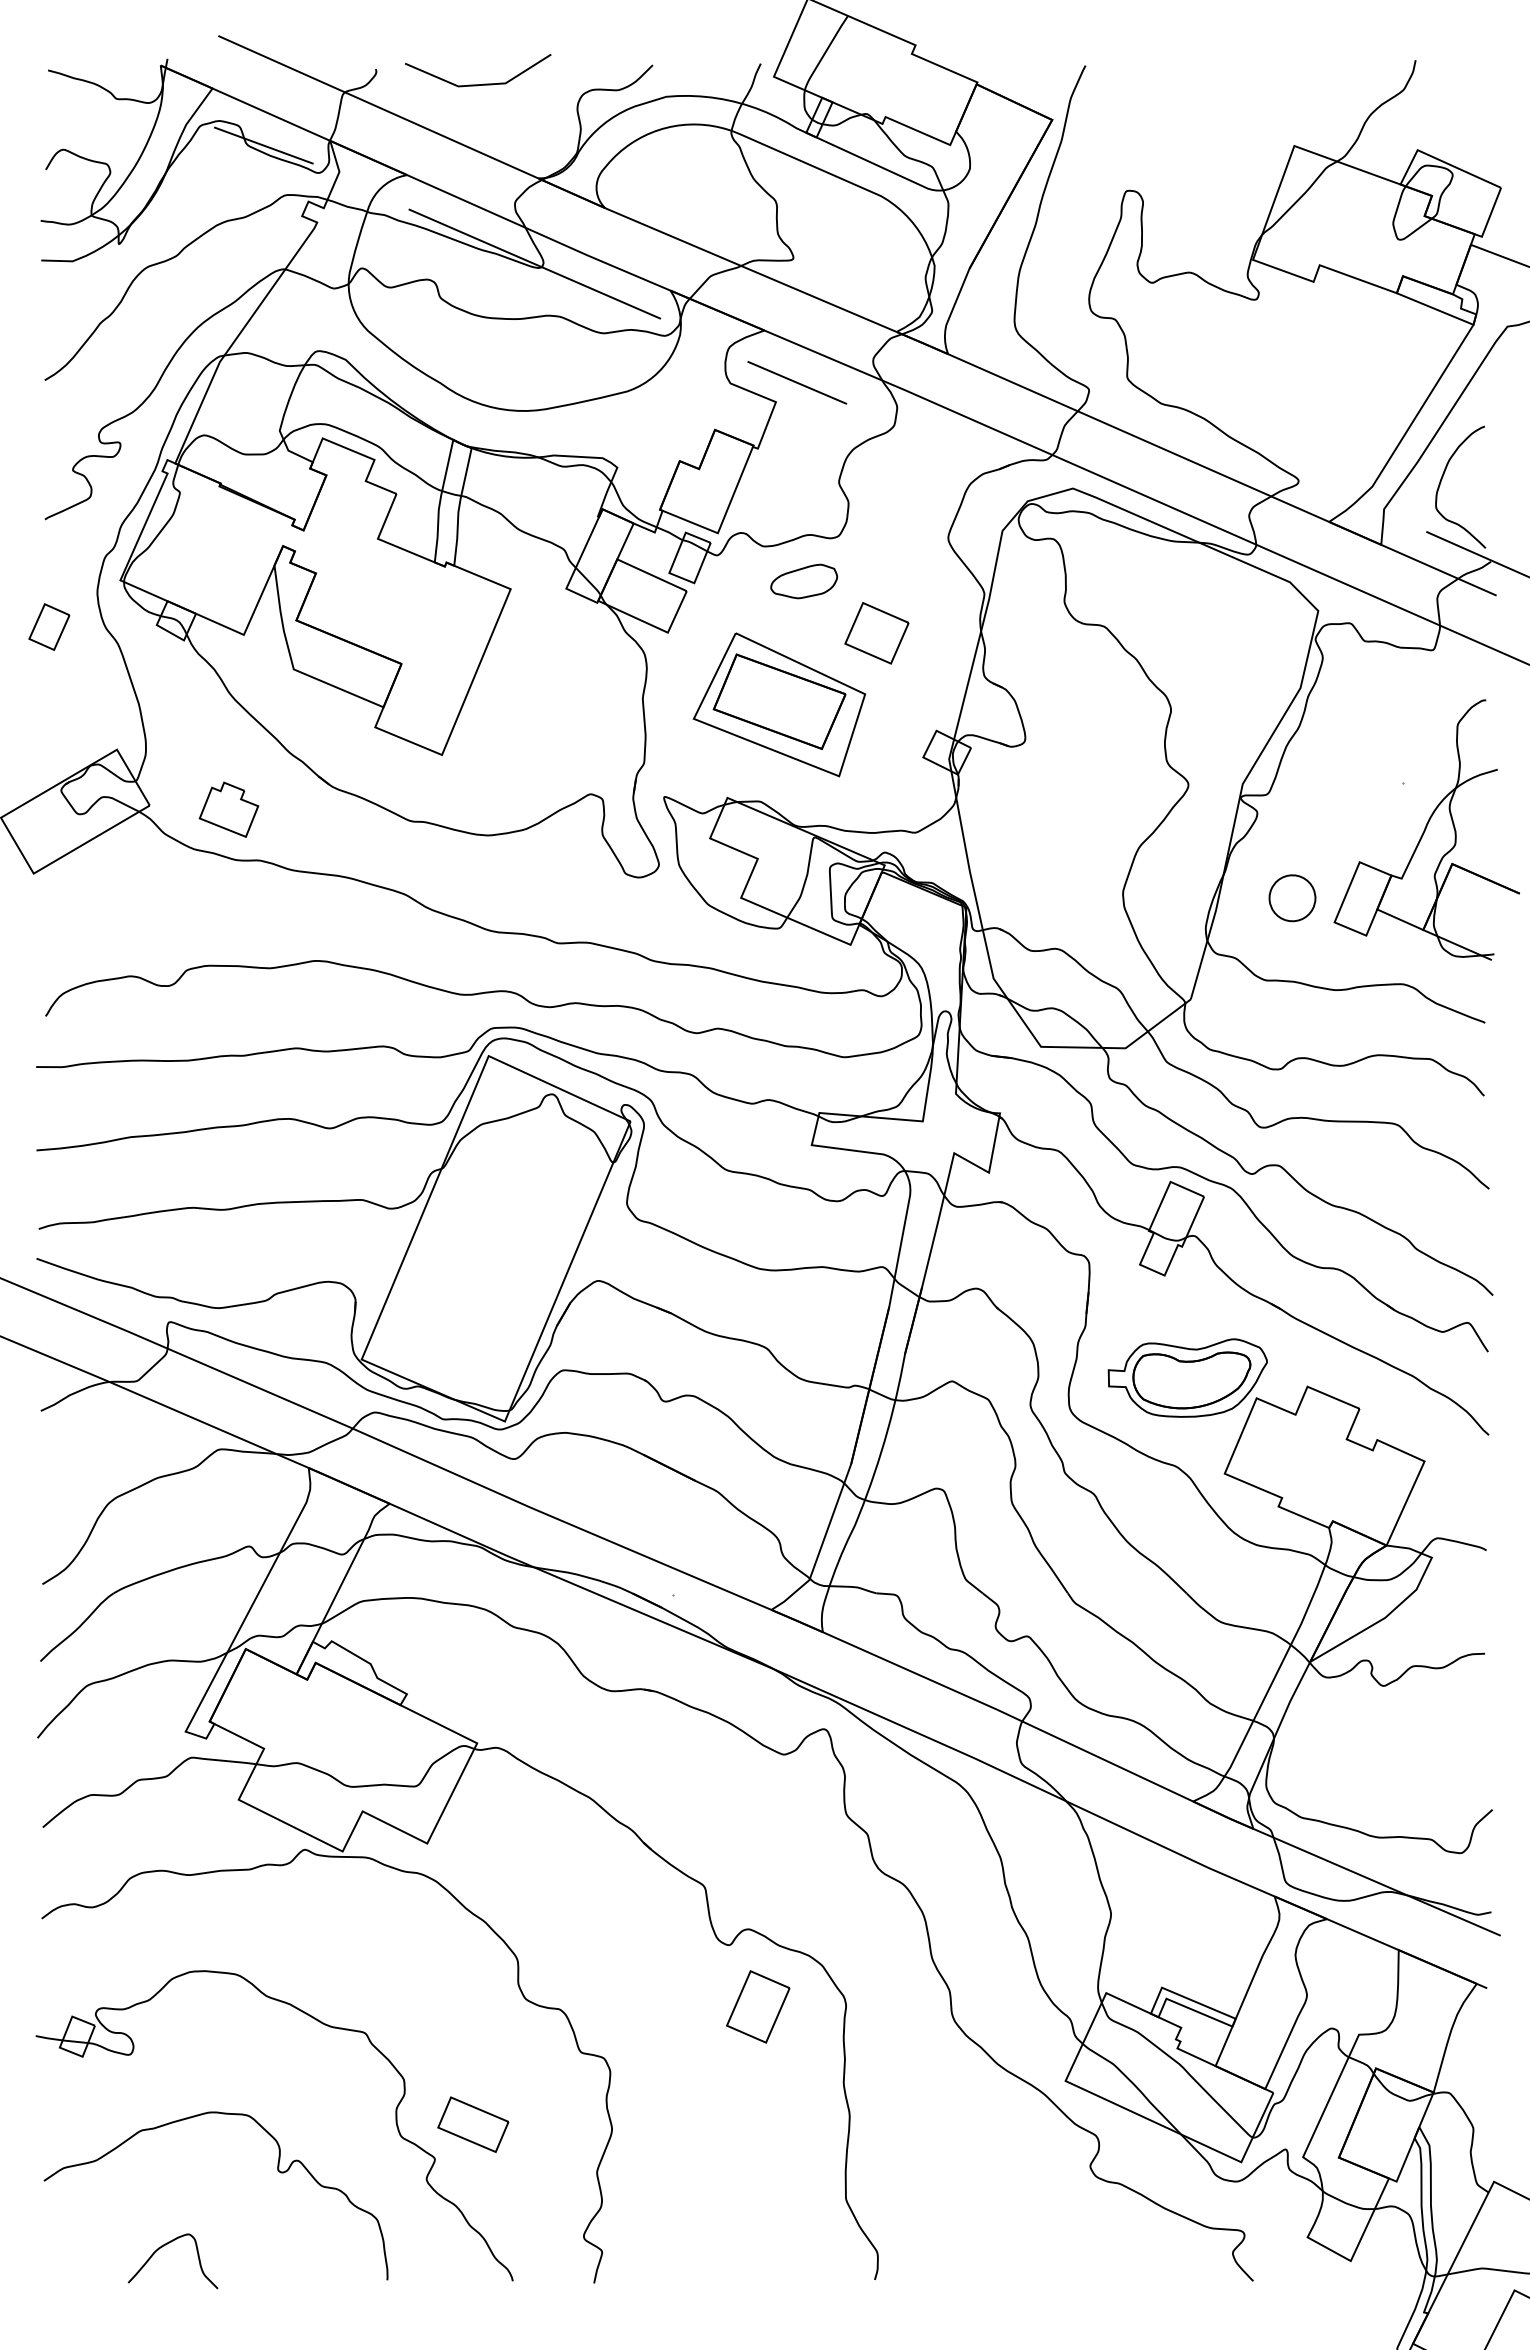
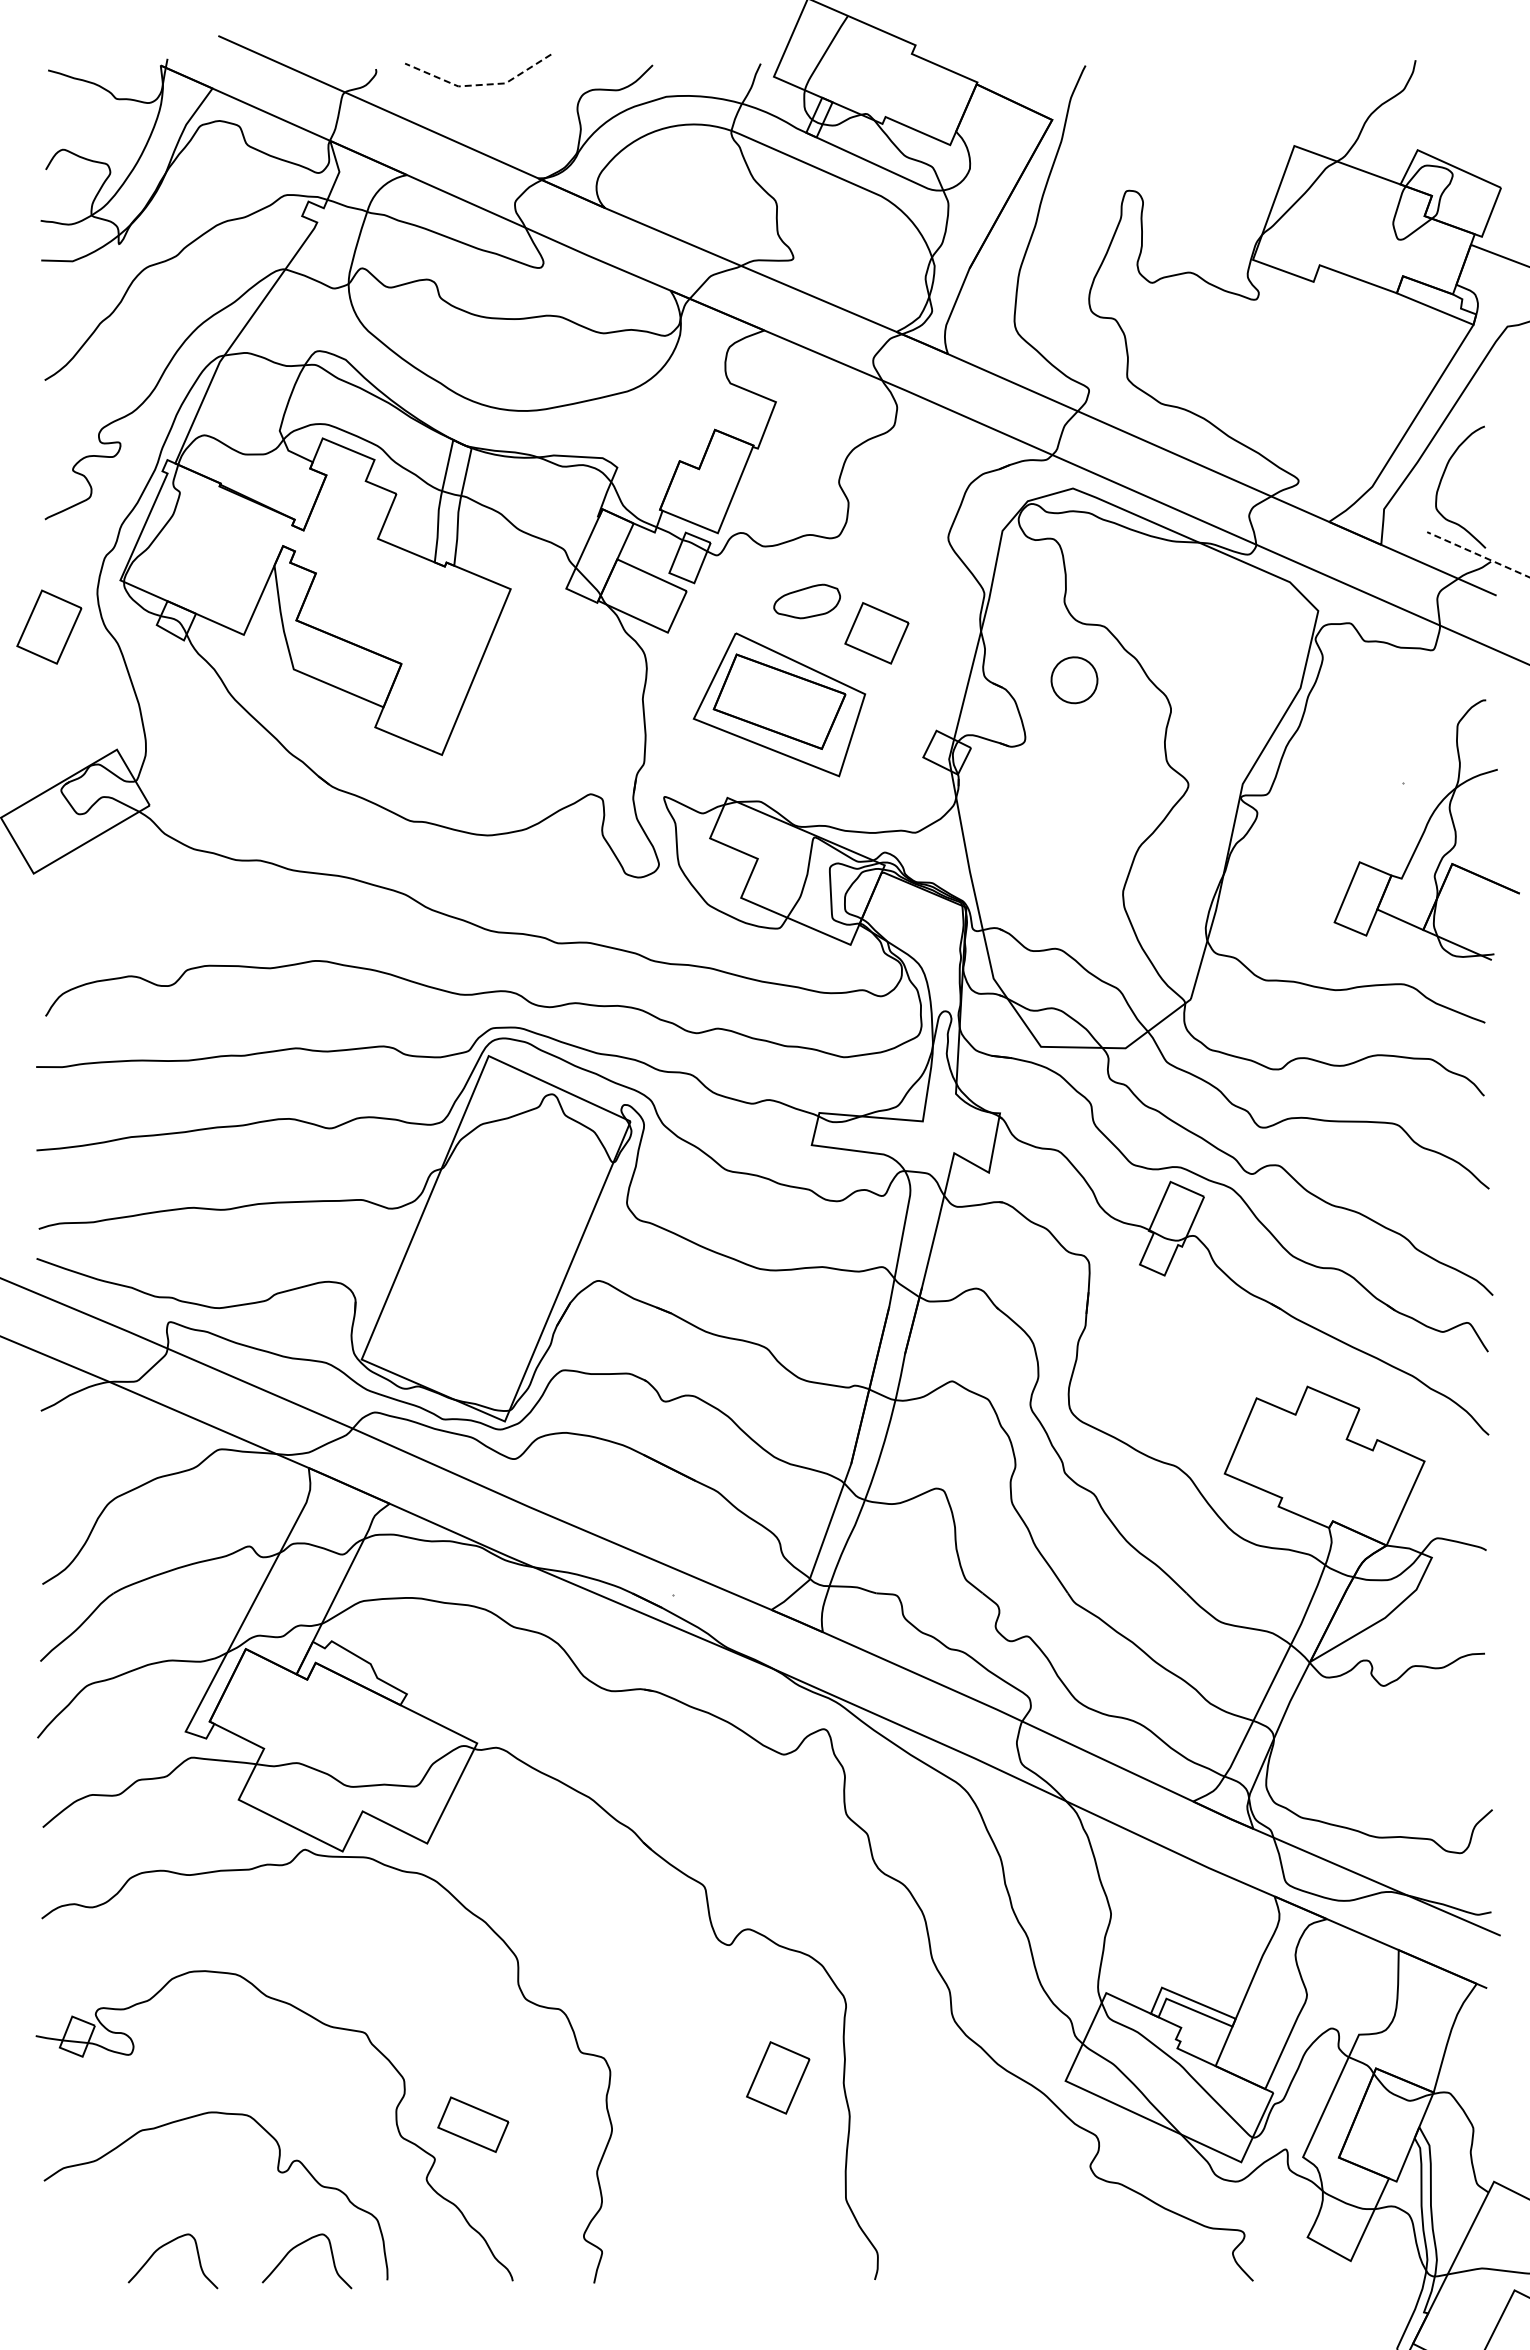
line: solid -> dashed (480, 85)
line: present -> none (263, 145)
line: present -> none (534, 263)
line: present -> none (797, 382)
line: solid -> dashed (1478, 554)
part position: (804, 581) -> (807, 601) (807, 601)
part size: 43x48 px -> 67x76 px (49, 626)
part: present -> none (228, 809)
part position: (1292, 898) -> (1074, 680) (1074, 680)
part: present -> none (1187, 1377)
part position: (758, 2006) -> (778, 2077) (778, 2077)
curve: none -> present (298, 2246)
